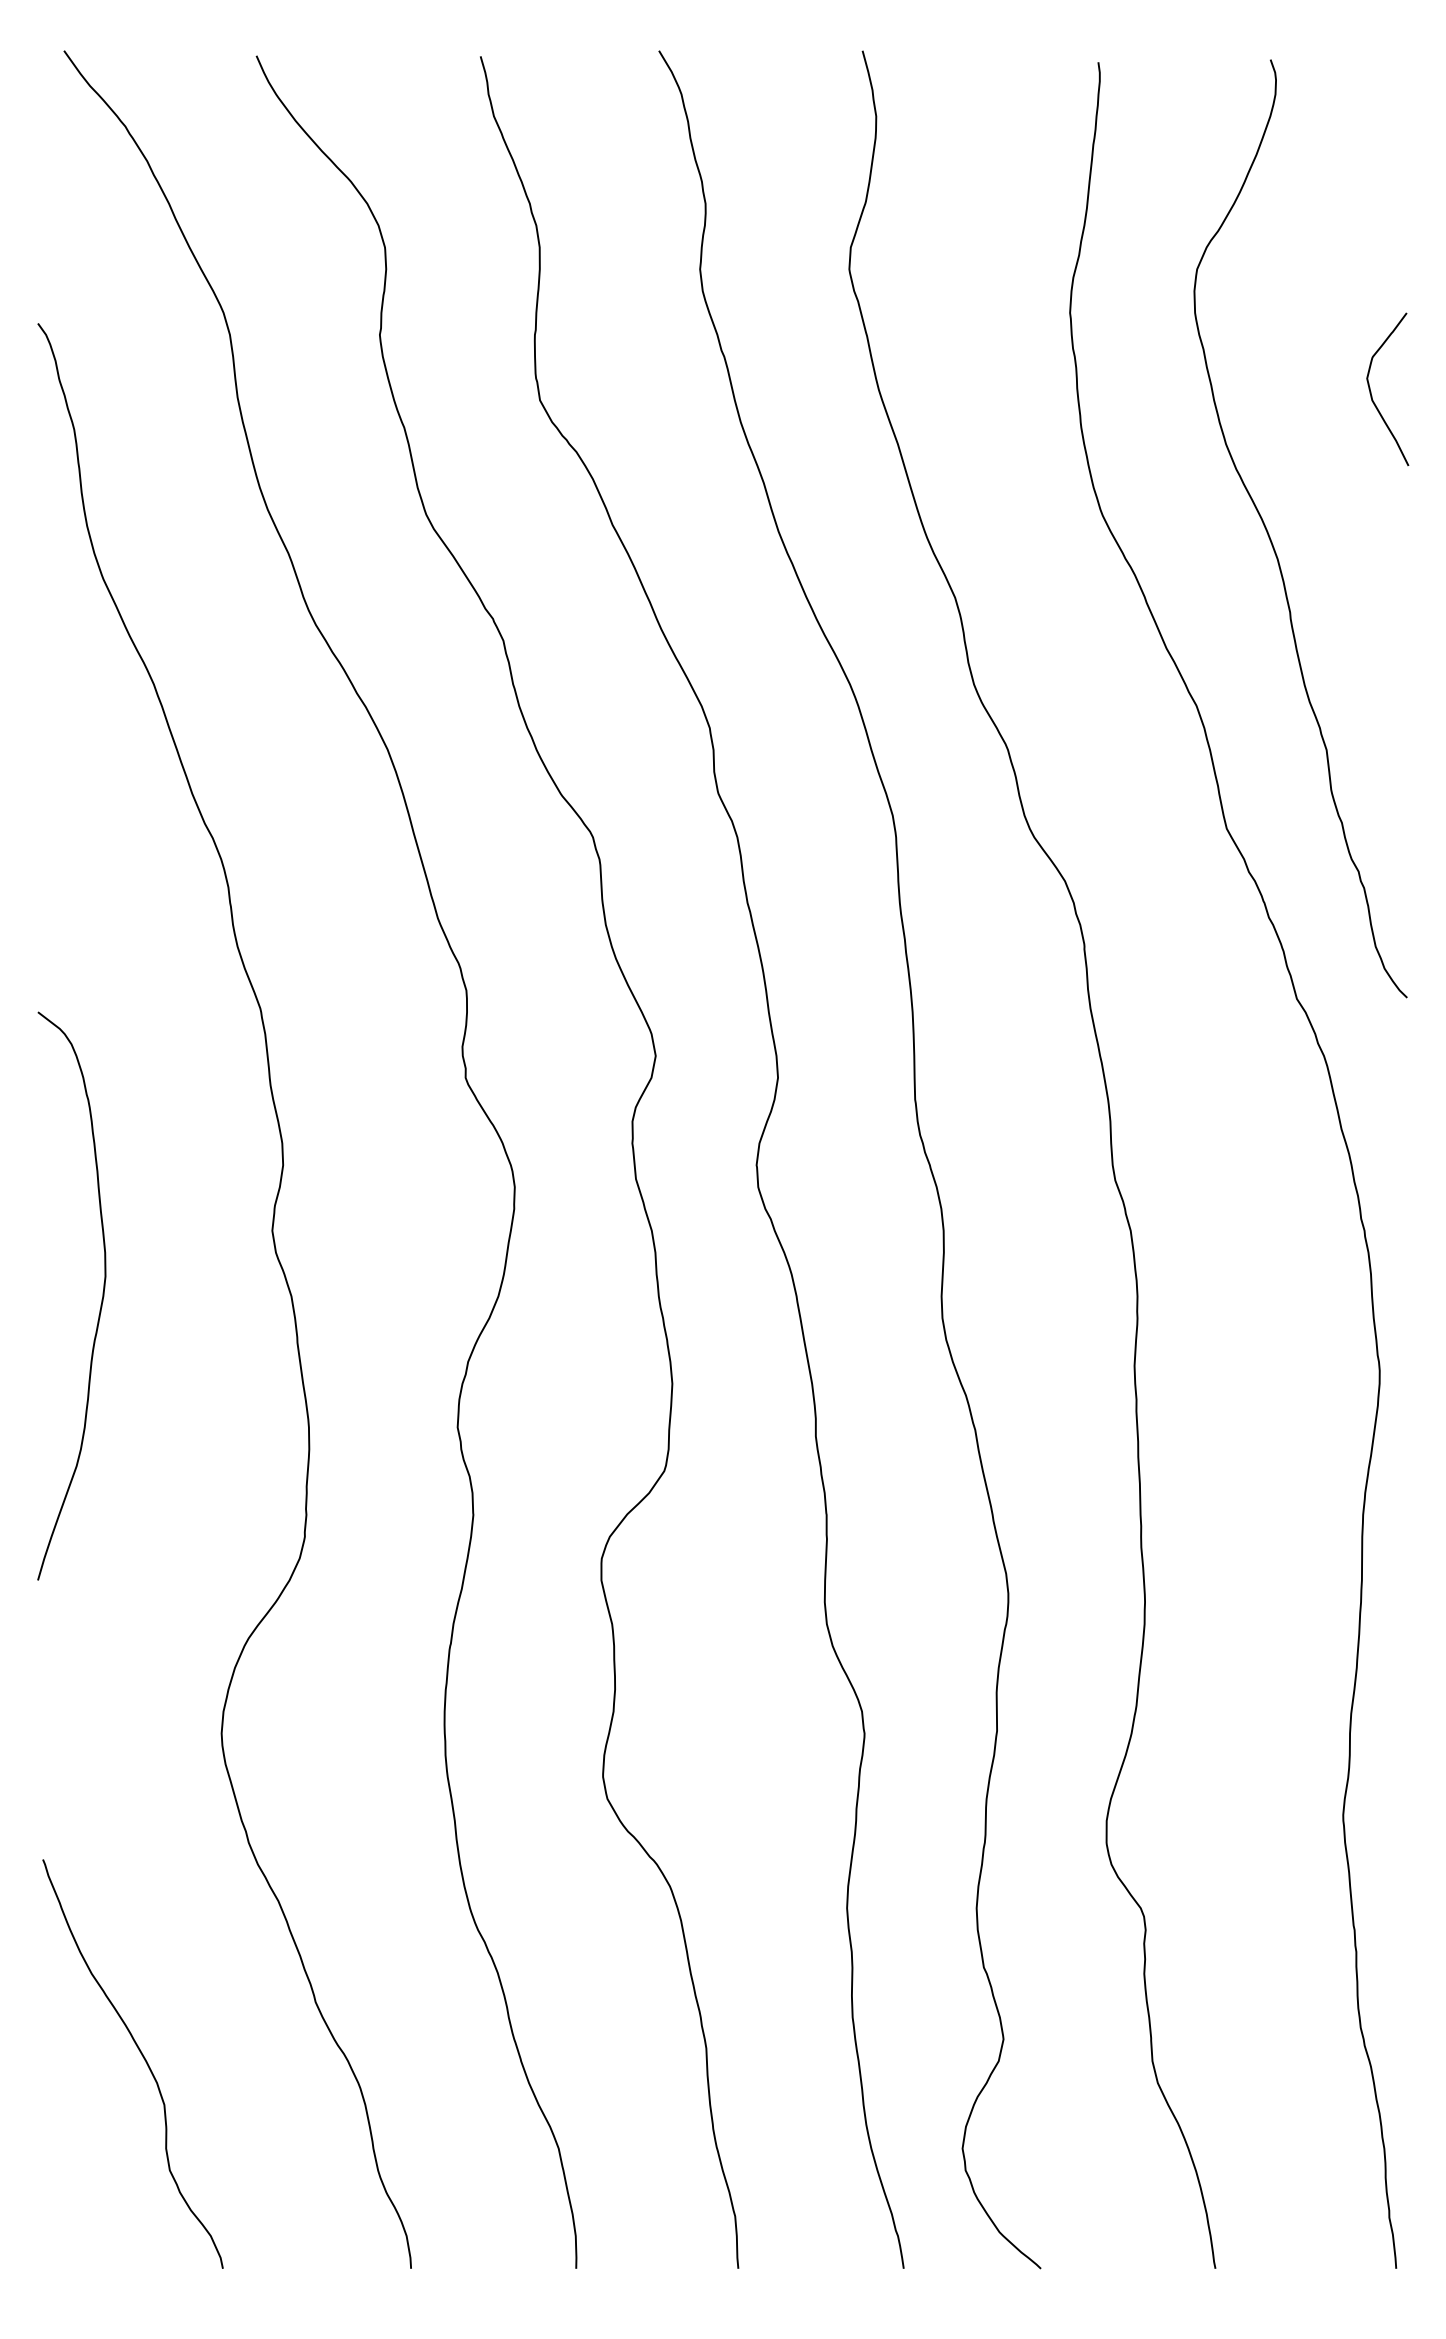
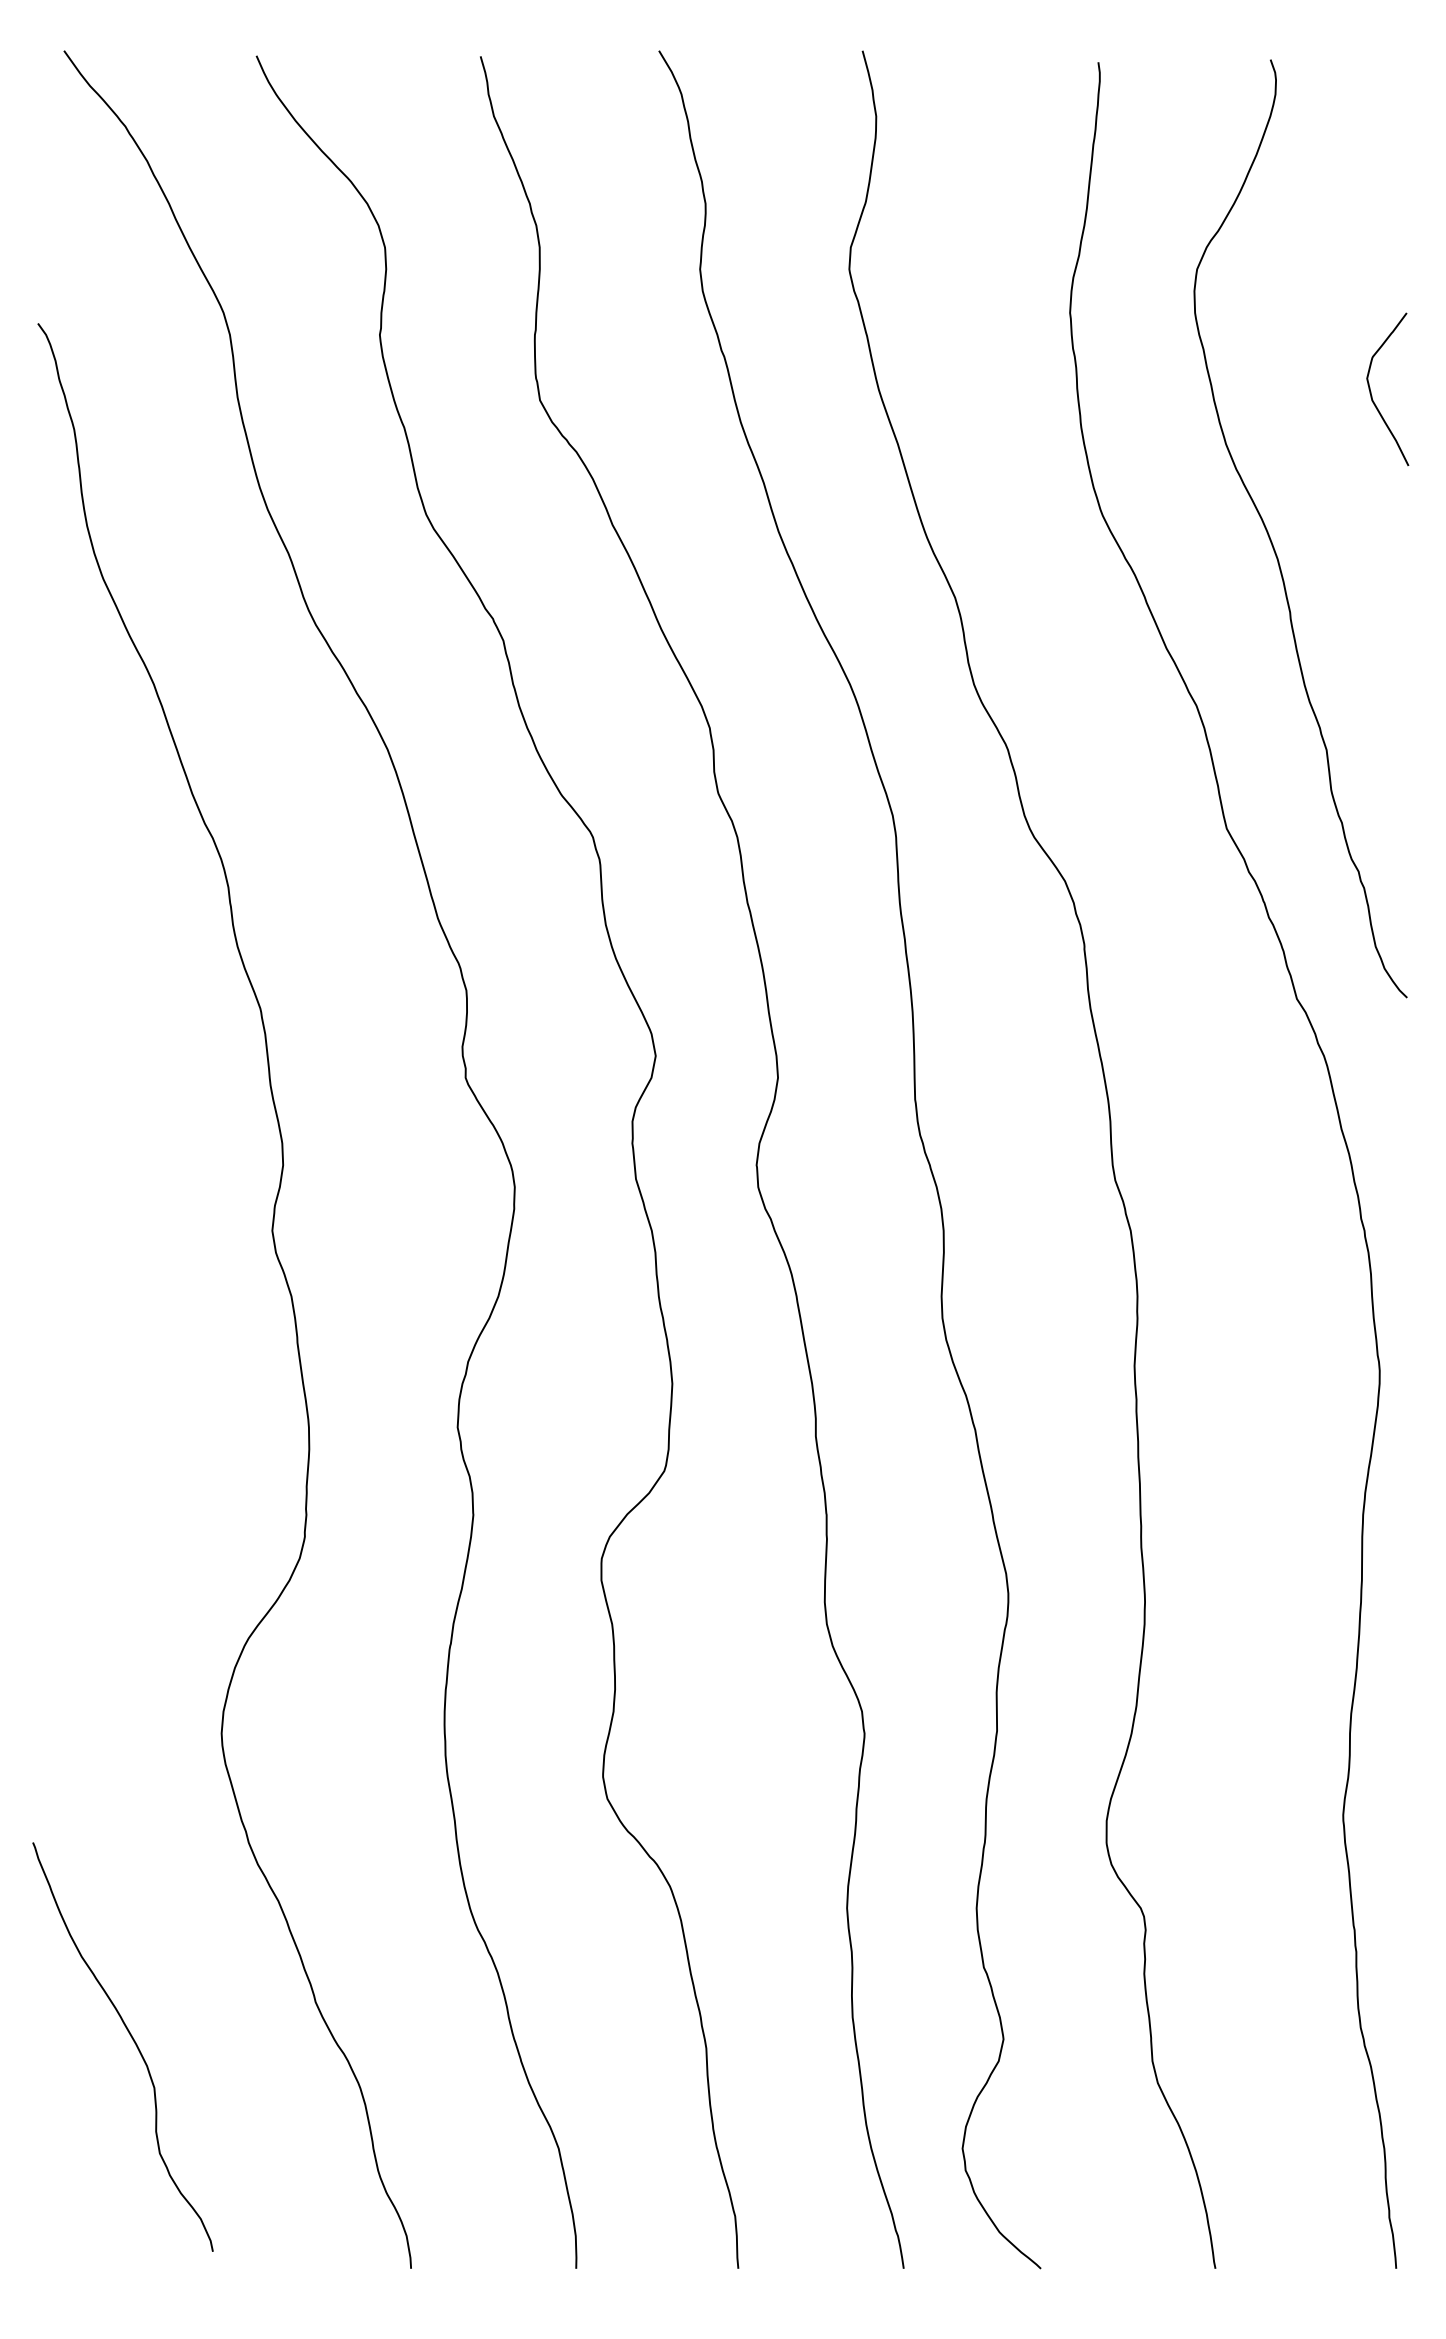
curve: present -> none (101, 1299)
curve position: (142, 2057) -> (132, 2040) (132, 2040)
